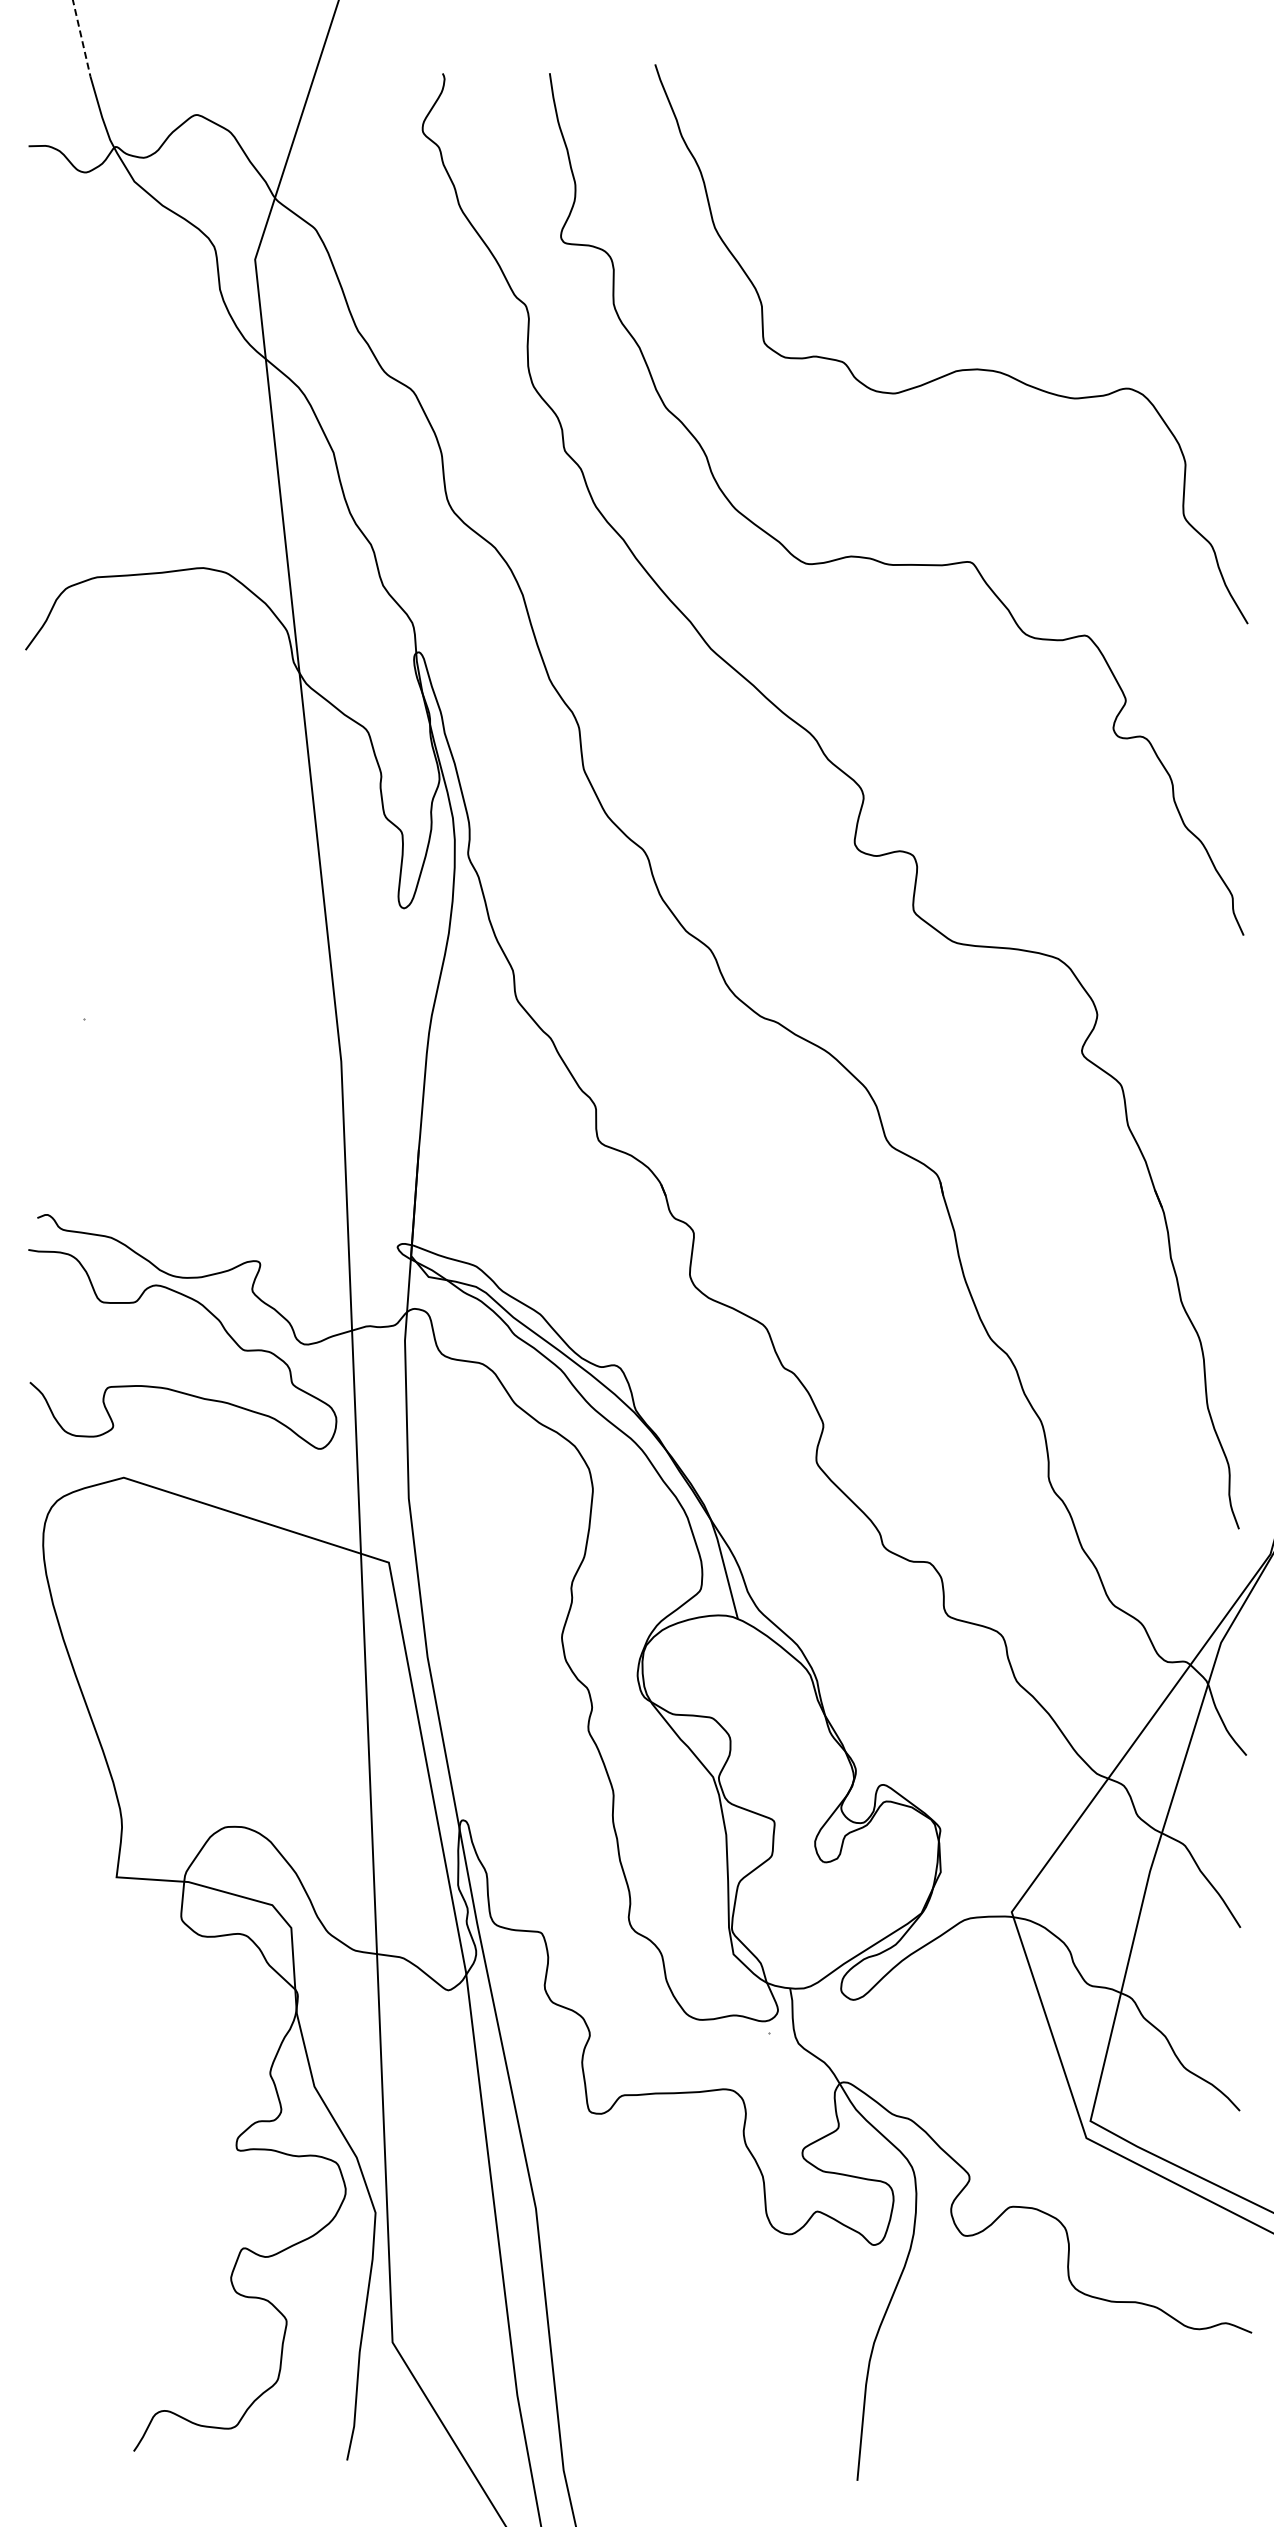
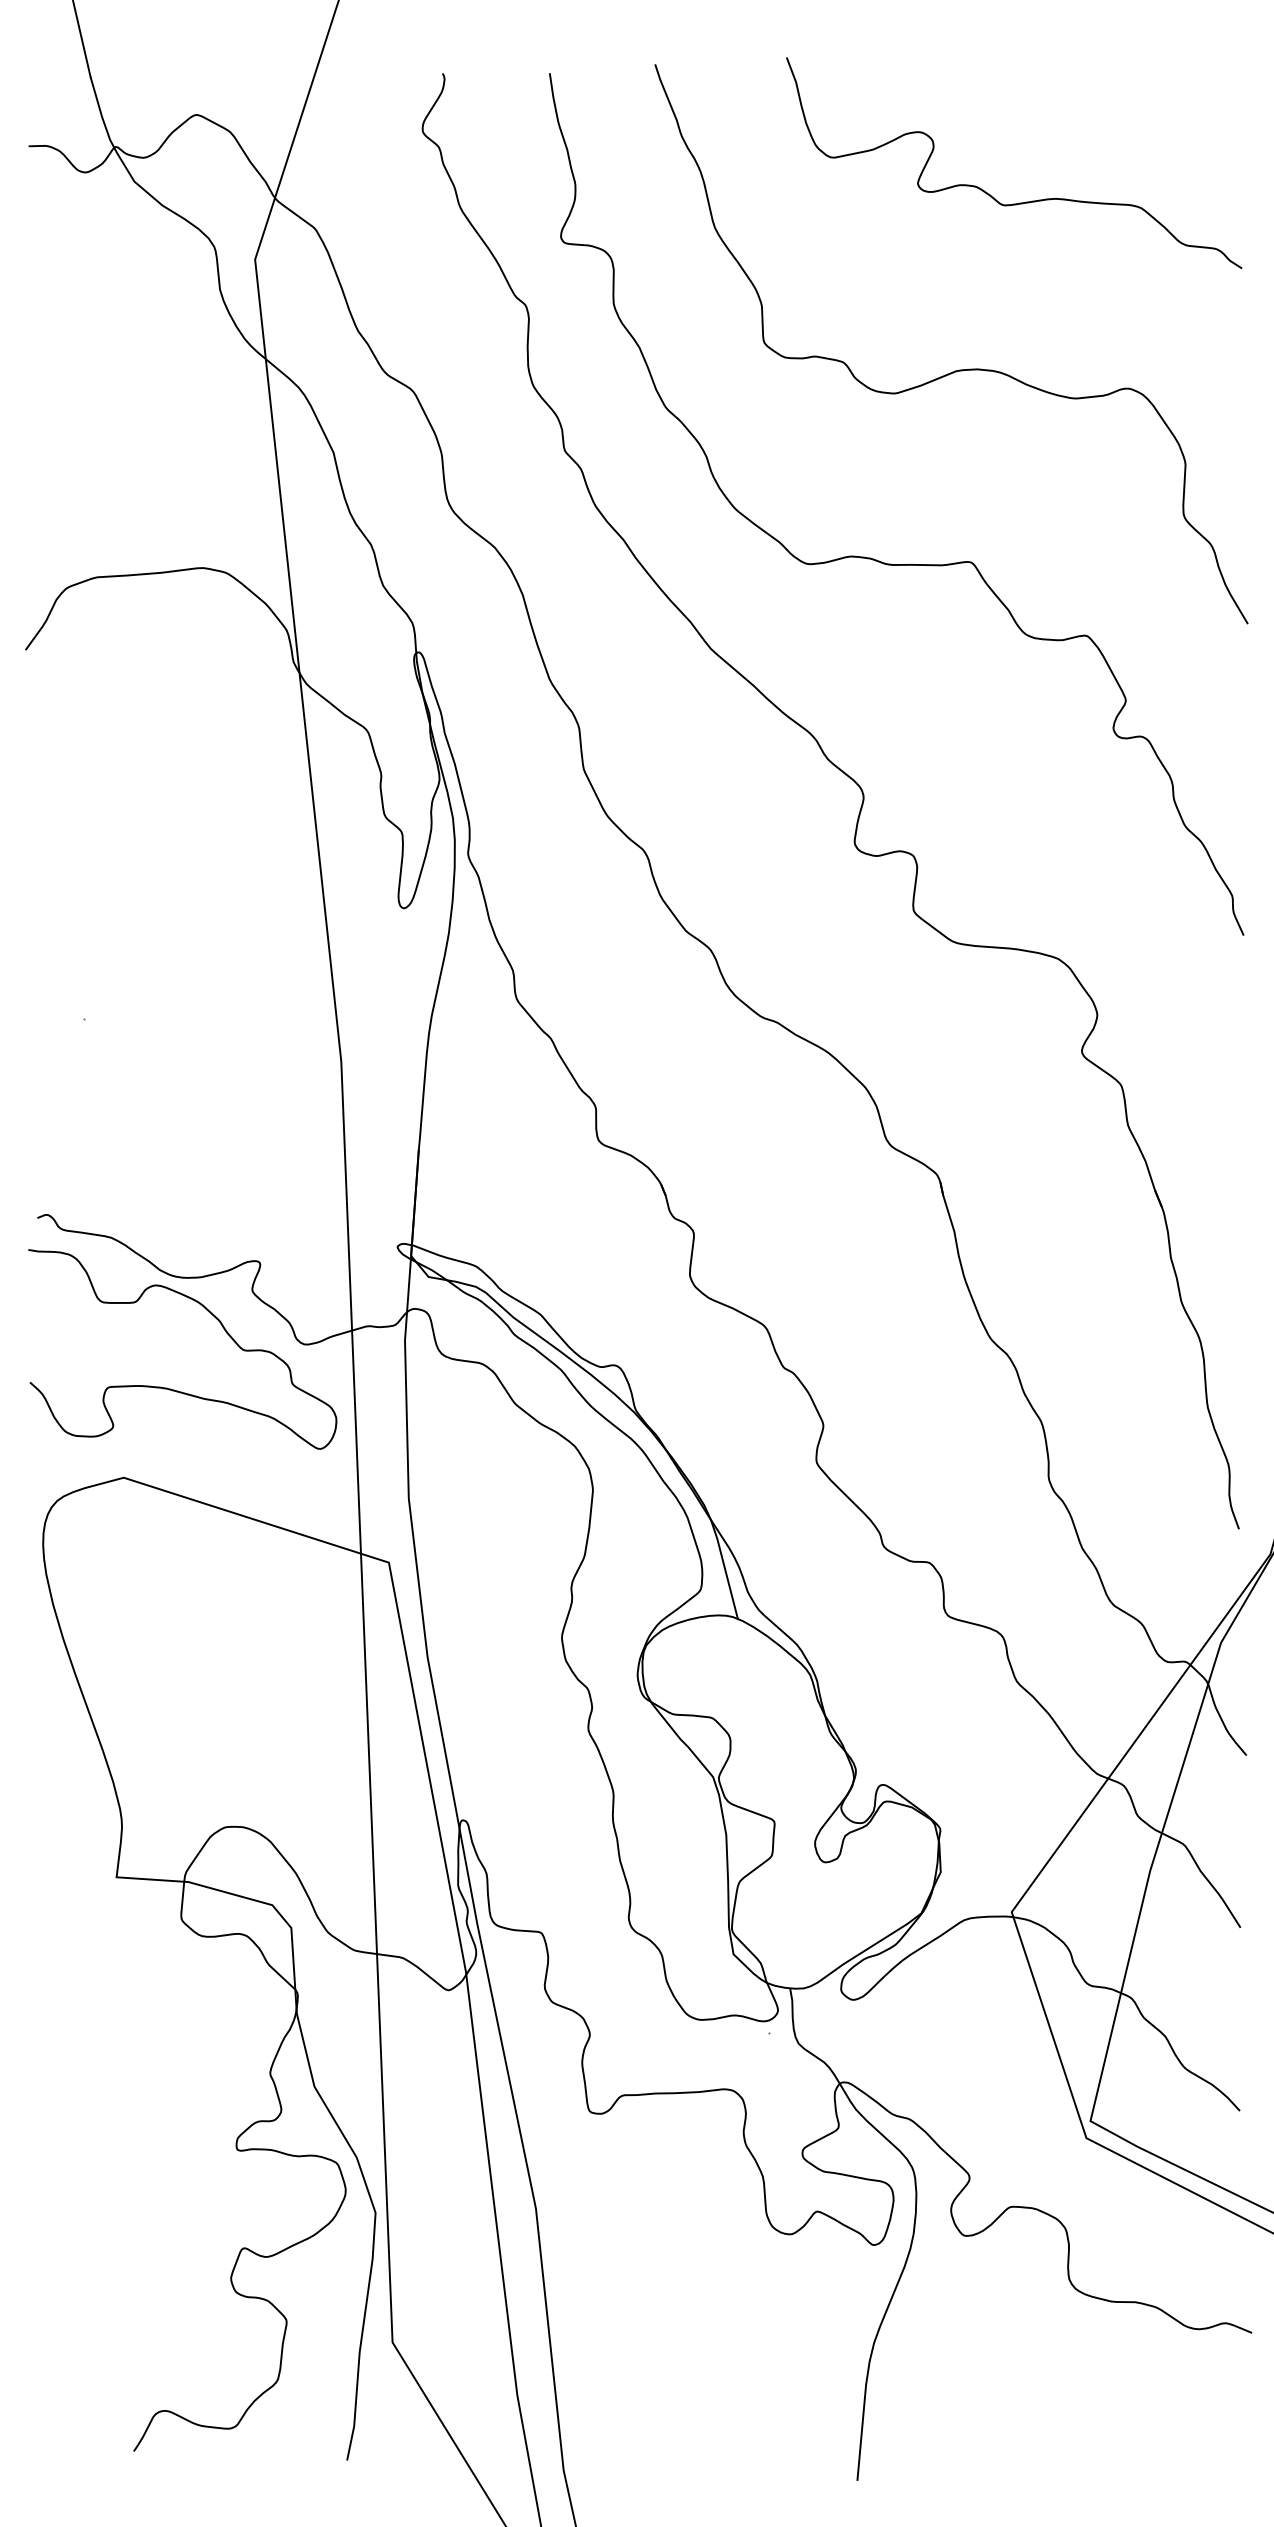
line: dashed -> solid (81, 38)
curve: none -> present (990, 194)
